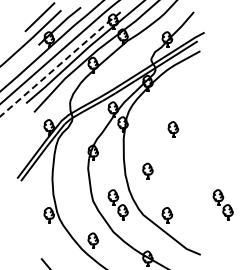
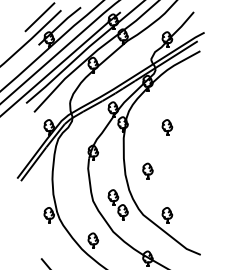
line: dashed -> solid (60, 64)
part position: (173, 129) -> (167, 127) (167, 127)
part: present -> none (222, 204)
